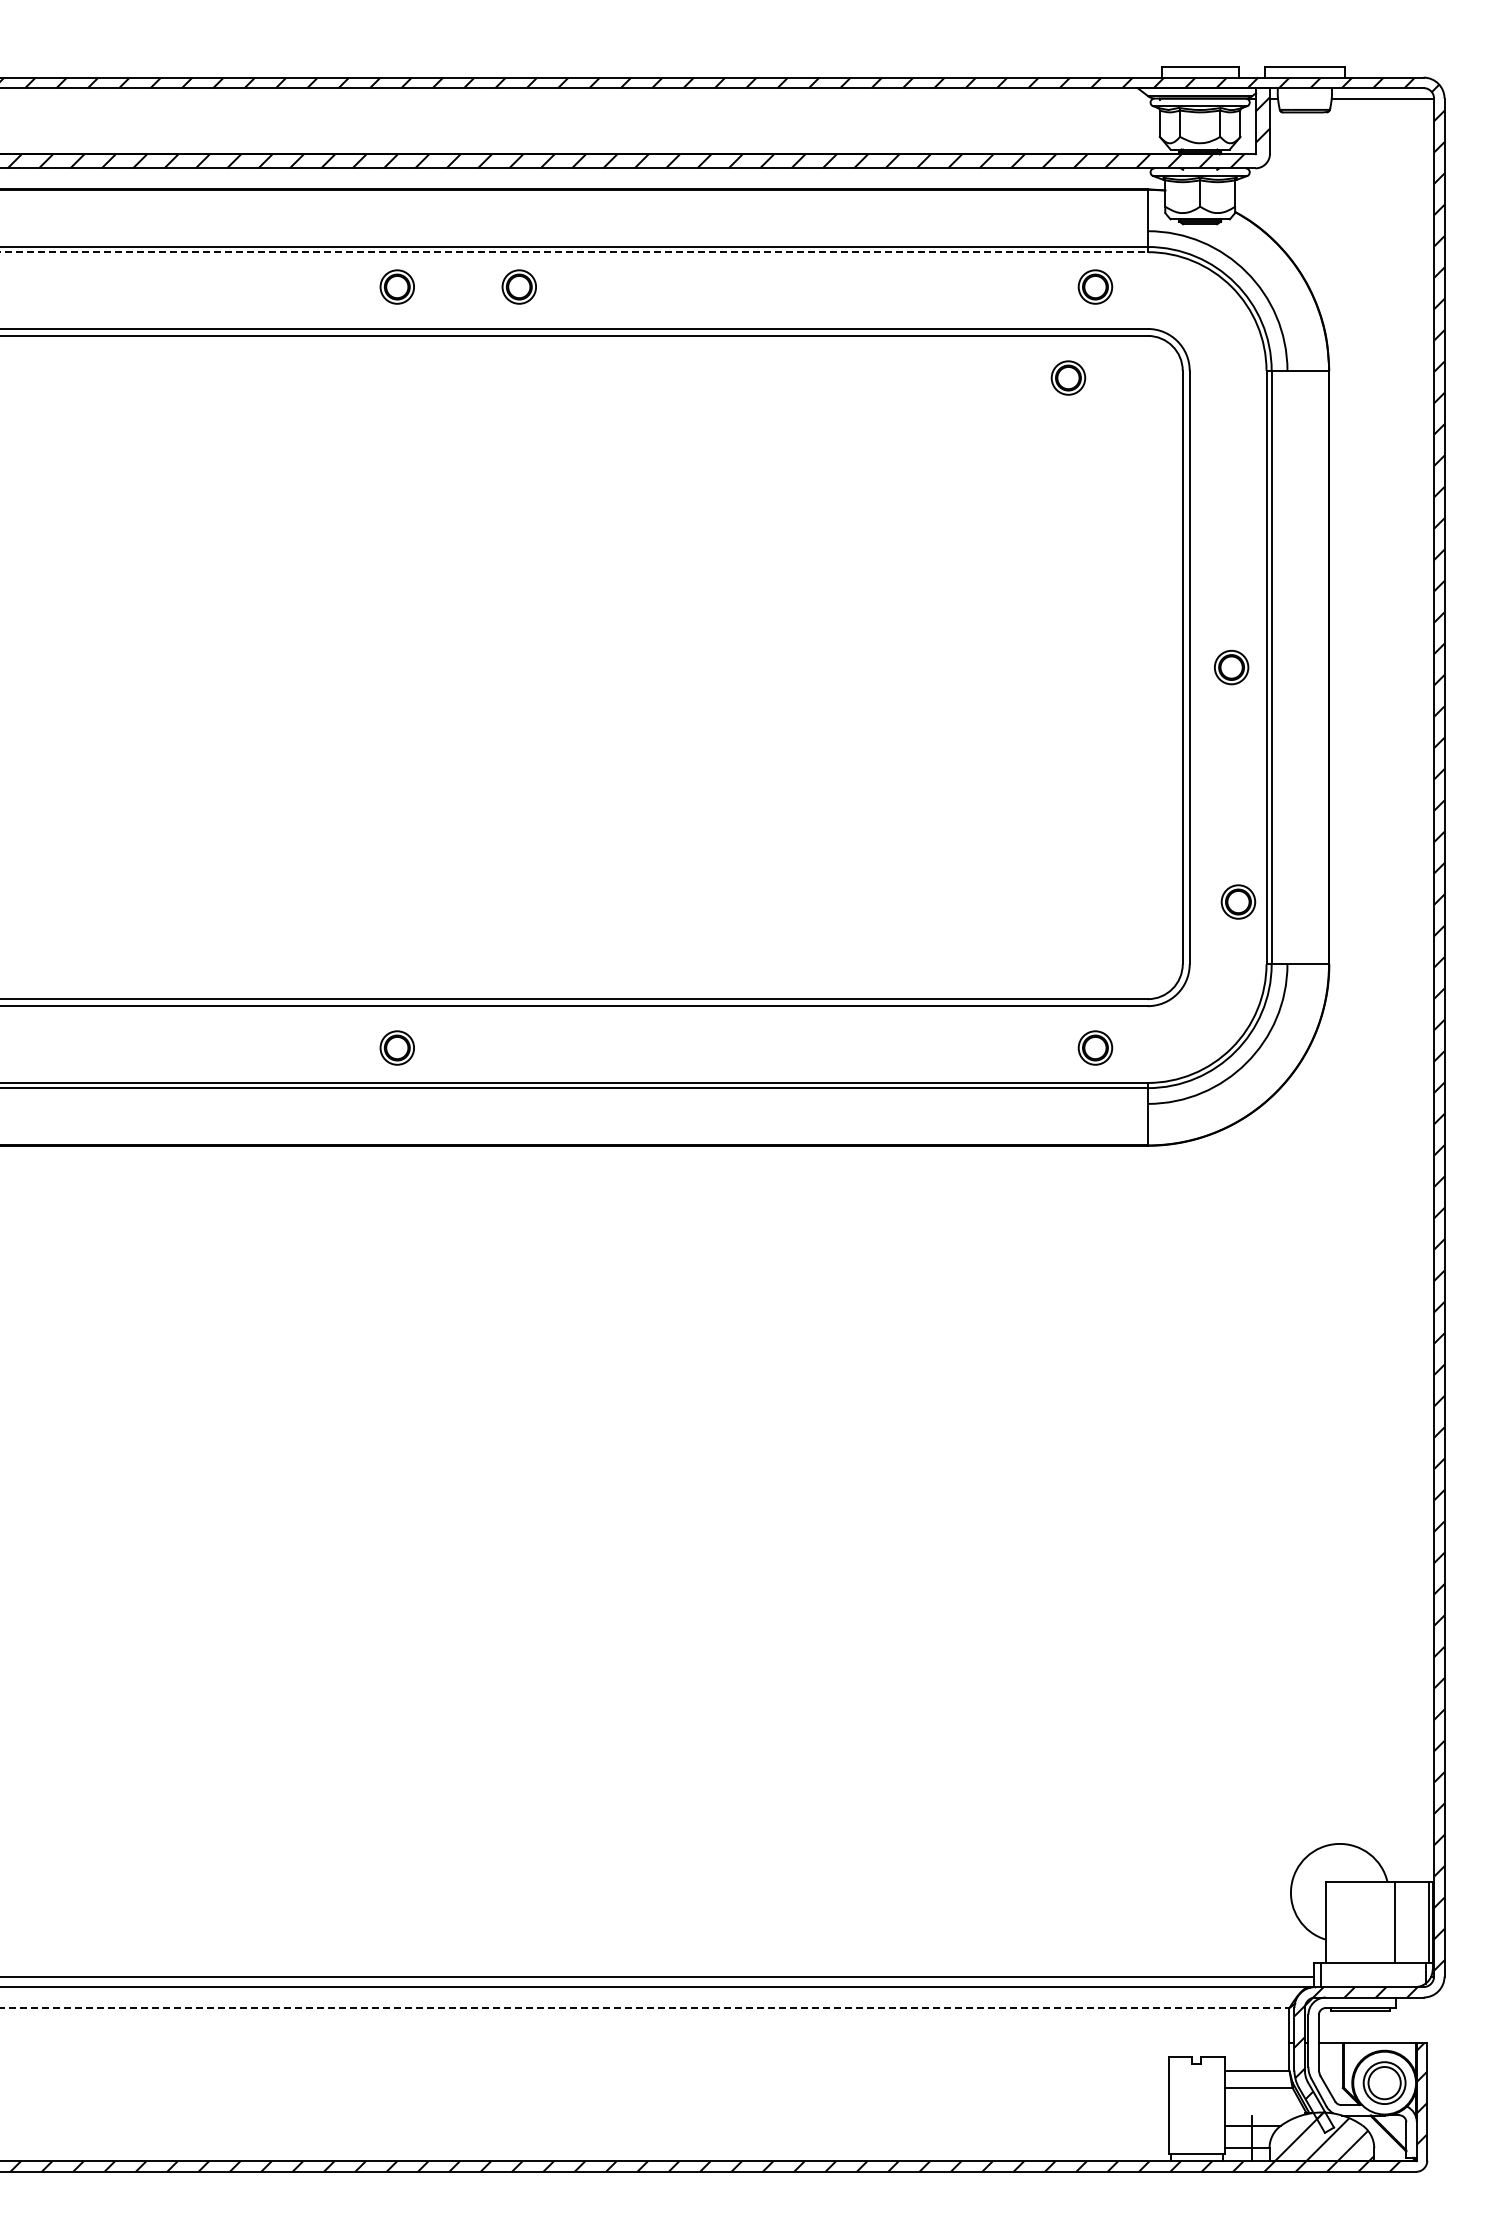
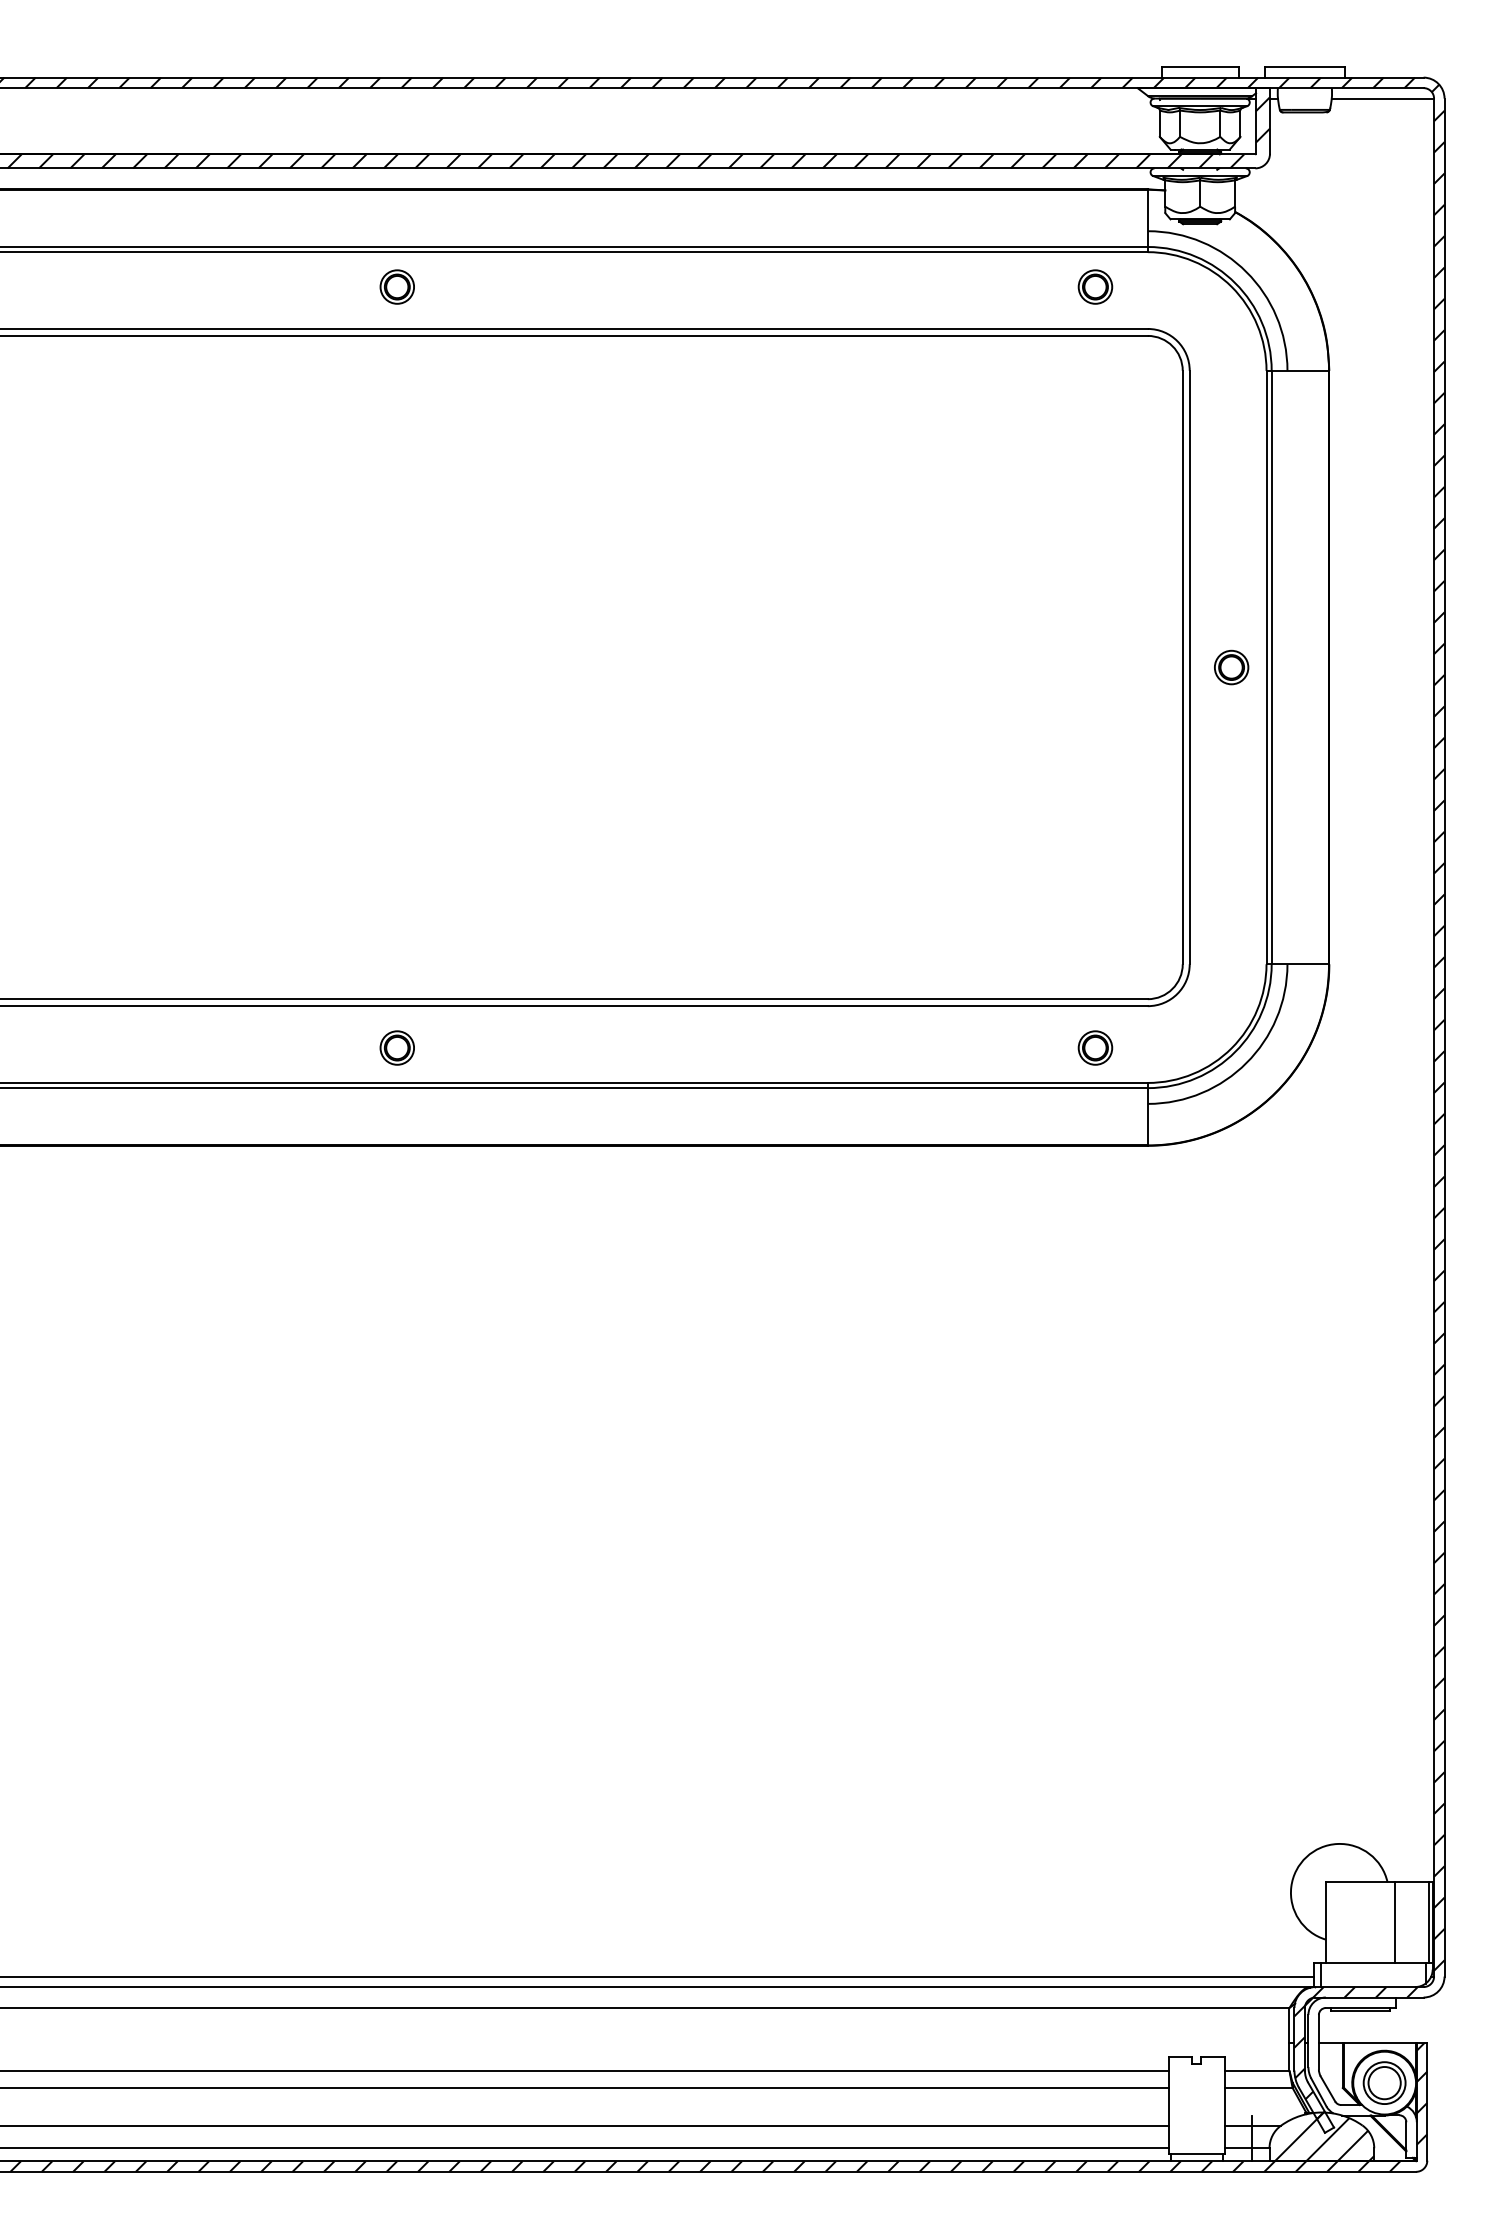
line: dashed -> solid (574, 252)
part: present -> none (518, 286)
part: present -> none (1068, 377)
part: present -> none (1238, 901)
line: dashed -> solid (645, 2008)
line: none -> present (585, 2070)
line: none -> present (585, 2088)
line: none -> present (585, 2125)
line: none -> present (585, 2148)
